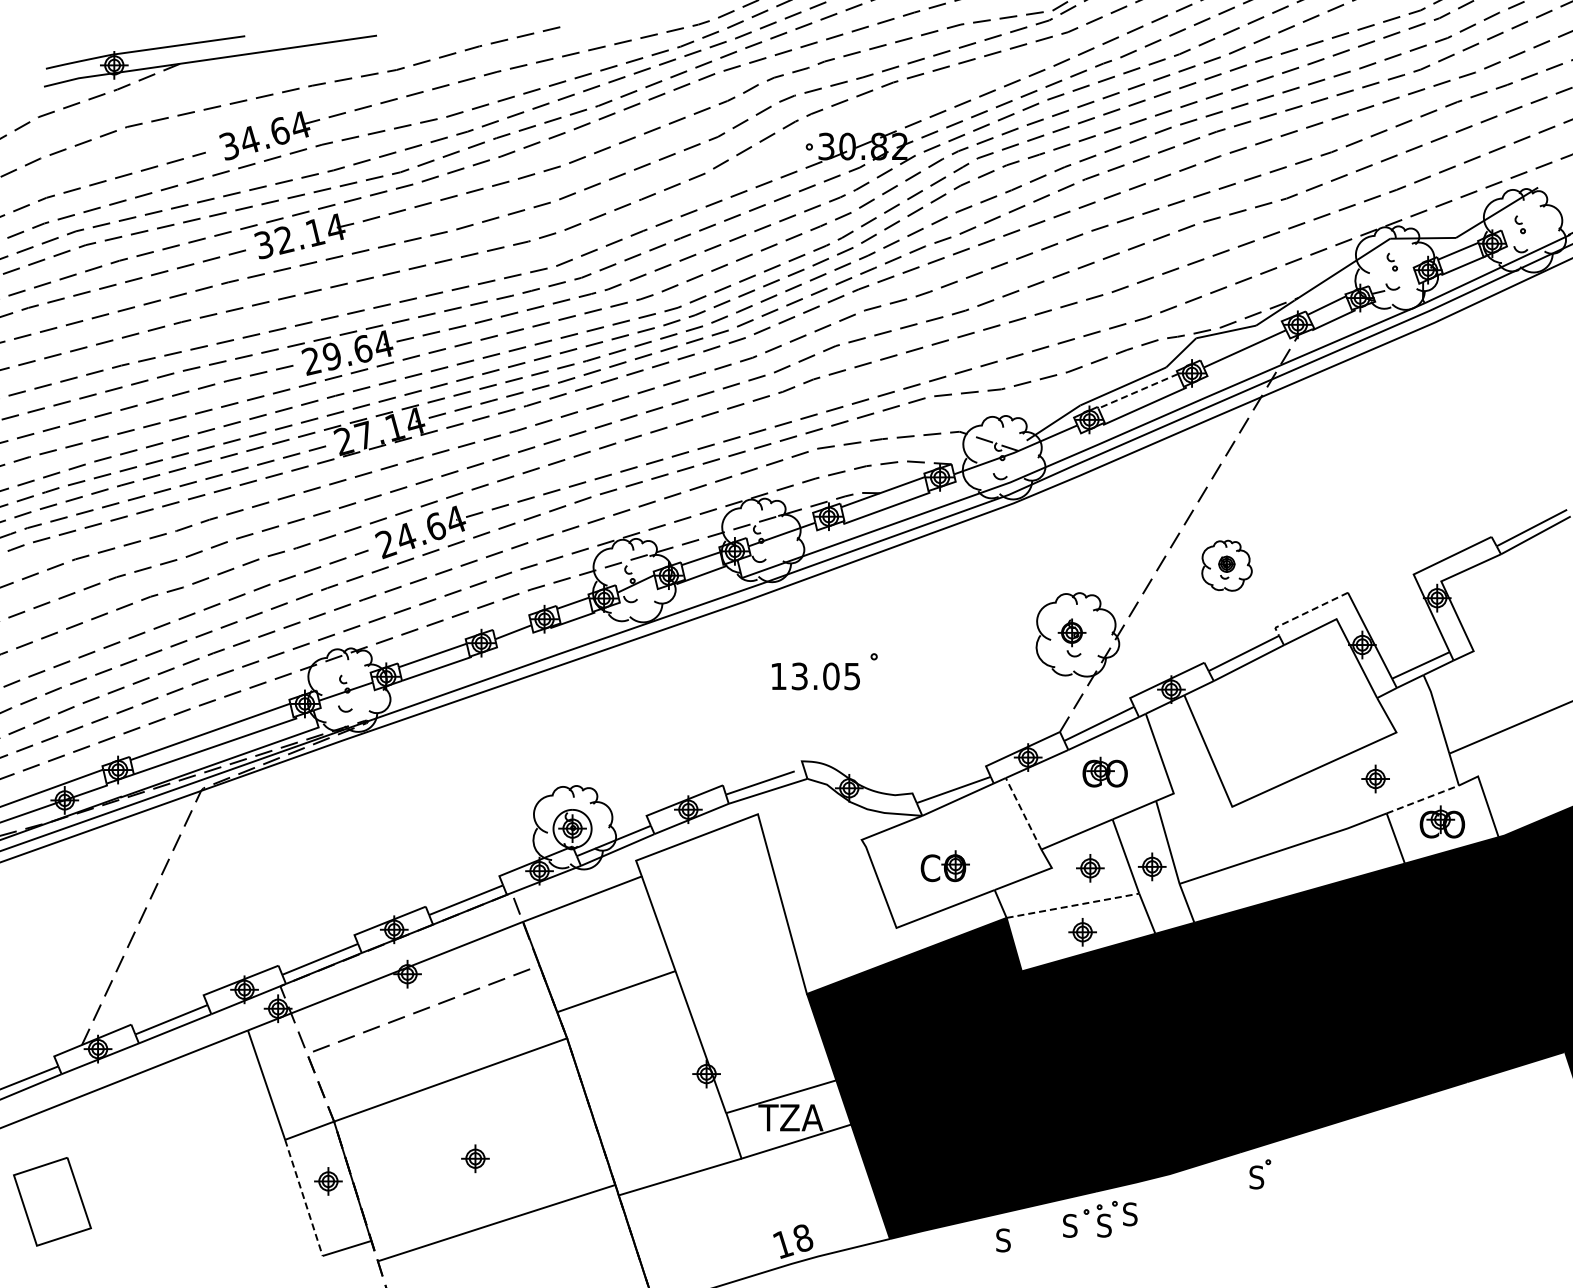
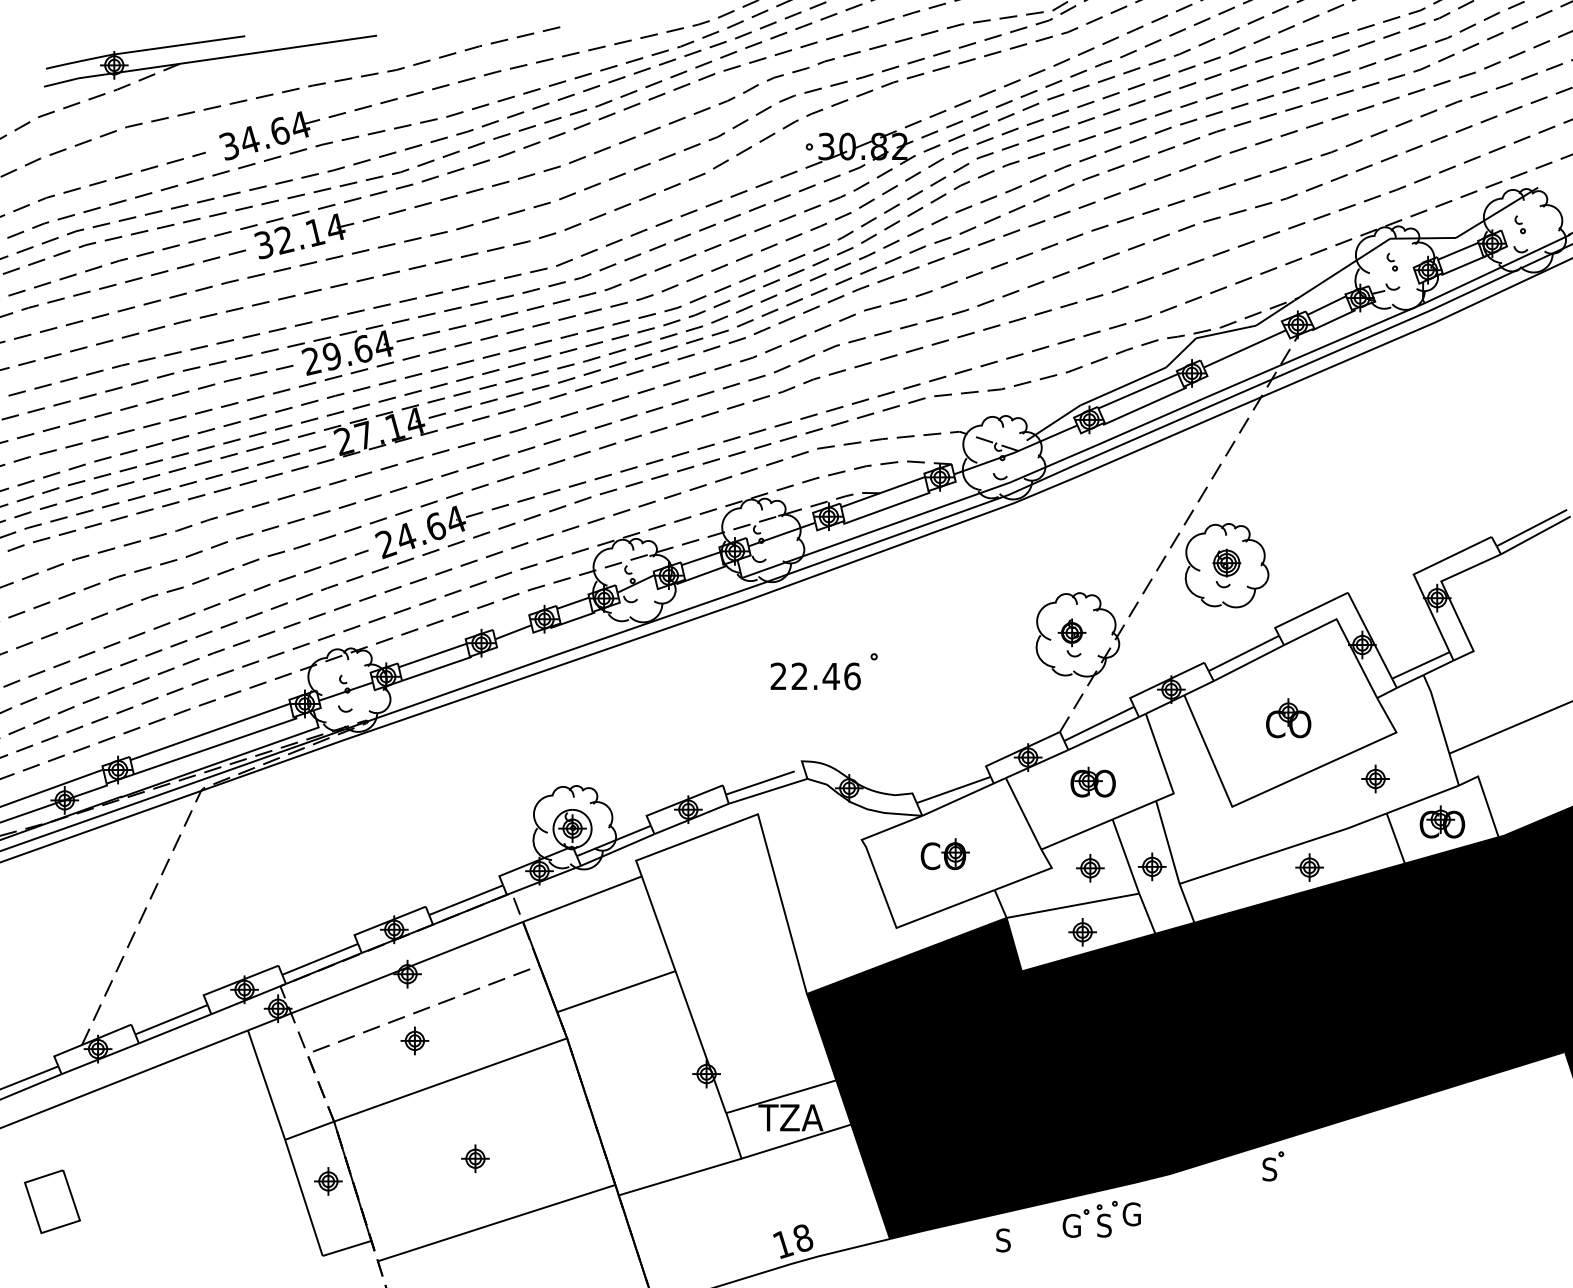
line: dashed -> solid (1137, 391)
part size: 52x53 px -> 86x86 px (1226, 565)
line: dashed -> solid (1306, 612)
text: 13.05 -> 22.46 (815, 676)
part: none -> present (1288, 718)
part position: (1104, 771) -> (1092, 781) (1092, 781)
line: dashed -> solid (1422, 799)
line: dashed -> solid (1023, 813)
part position: (944, 866) -> (944, 854) (944, 854)
part: none -> present (1309, 867)
line: dashed -> solid (1073, 905)
part: none -> present (414, 1040)
part position: (1260, 1174) -> (1273, 1166) (1273, 1166)
line: dashed -> solid (304, 1198)
part size: 79x90 px -> 57x65 px (52, 1201)
text: S -> G (1131, 1214)
text: S -> G (1071, 1225)
